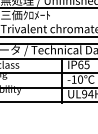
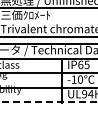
line: solid -> dashed (49, 102)
